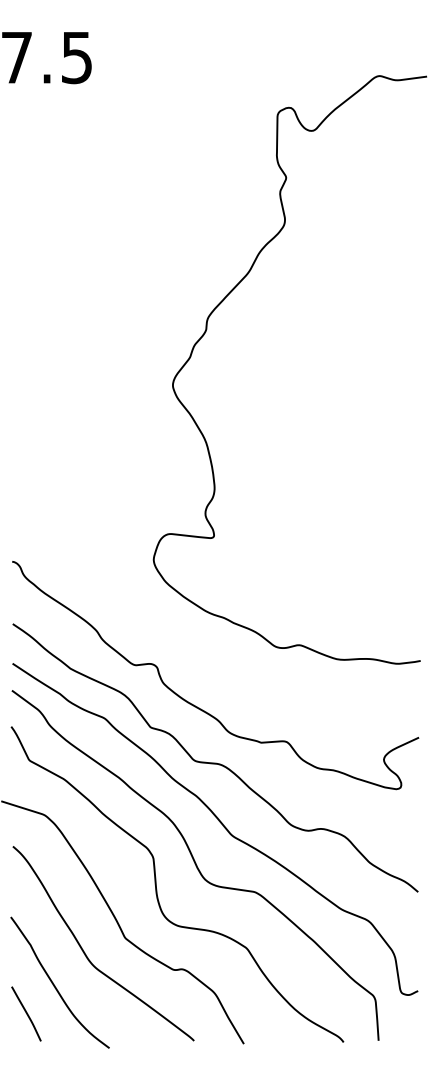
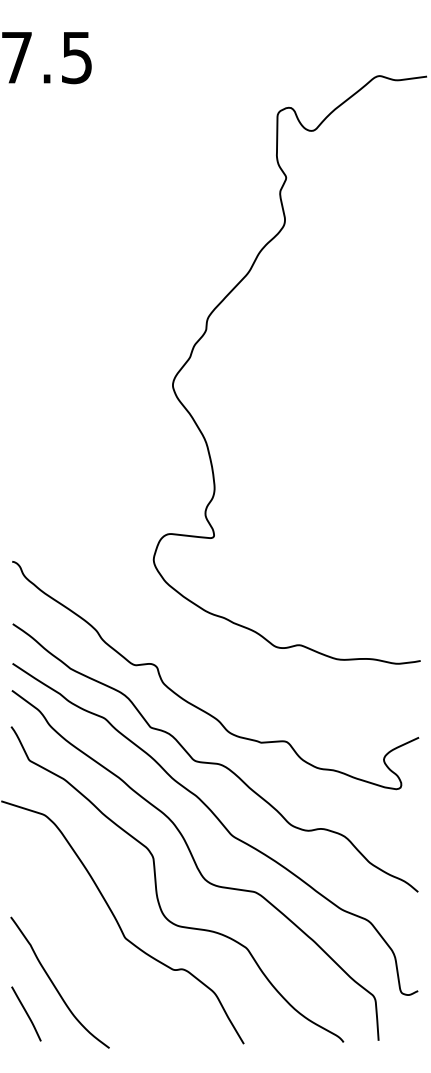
curve: present -> none (85, 952)
